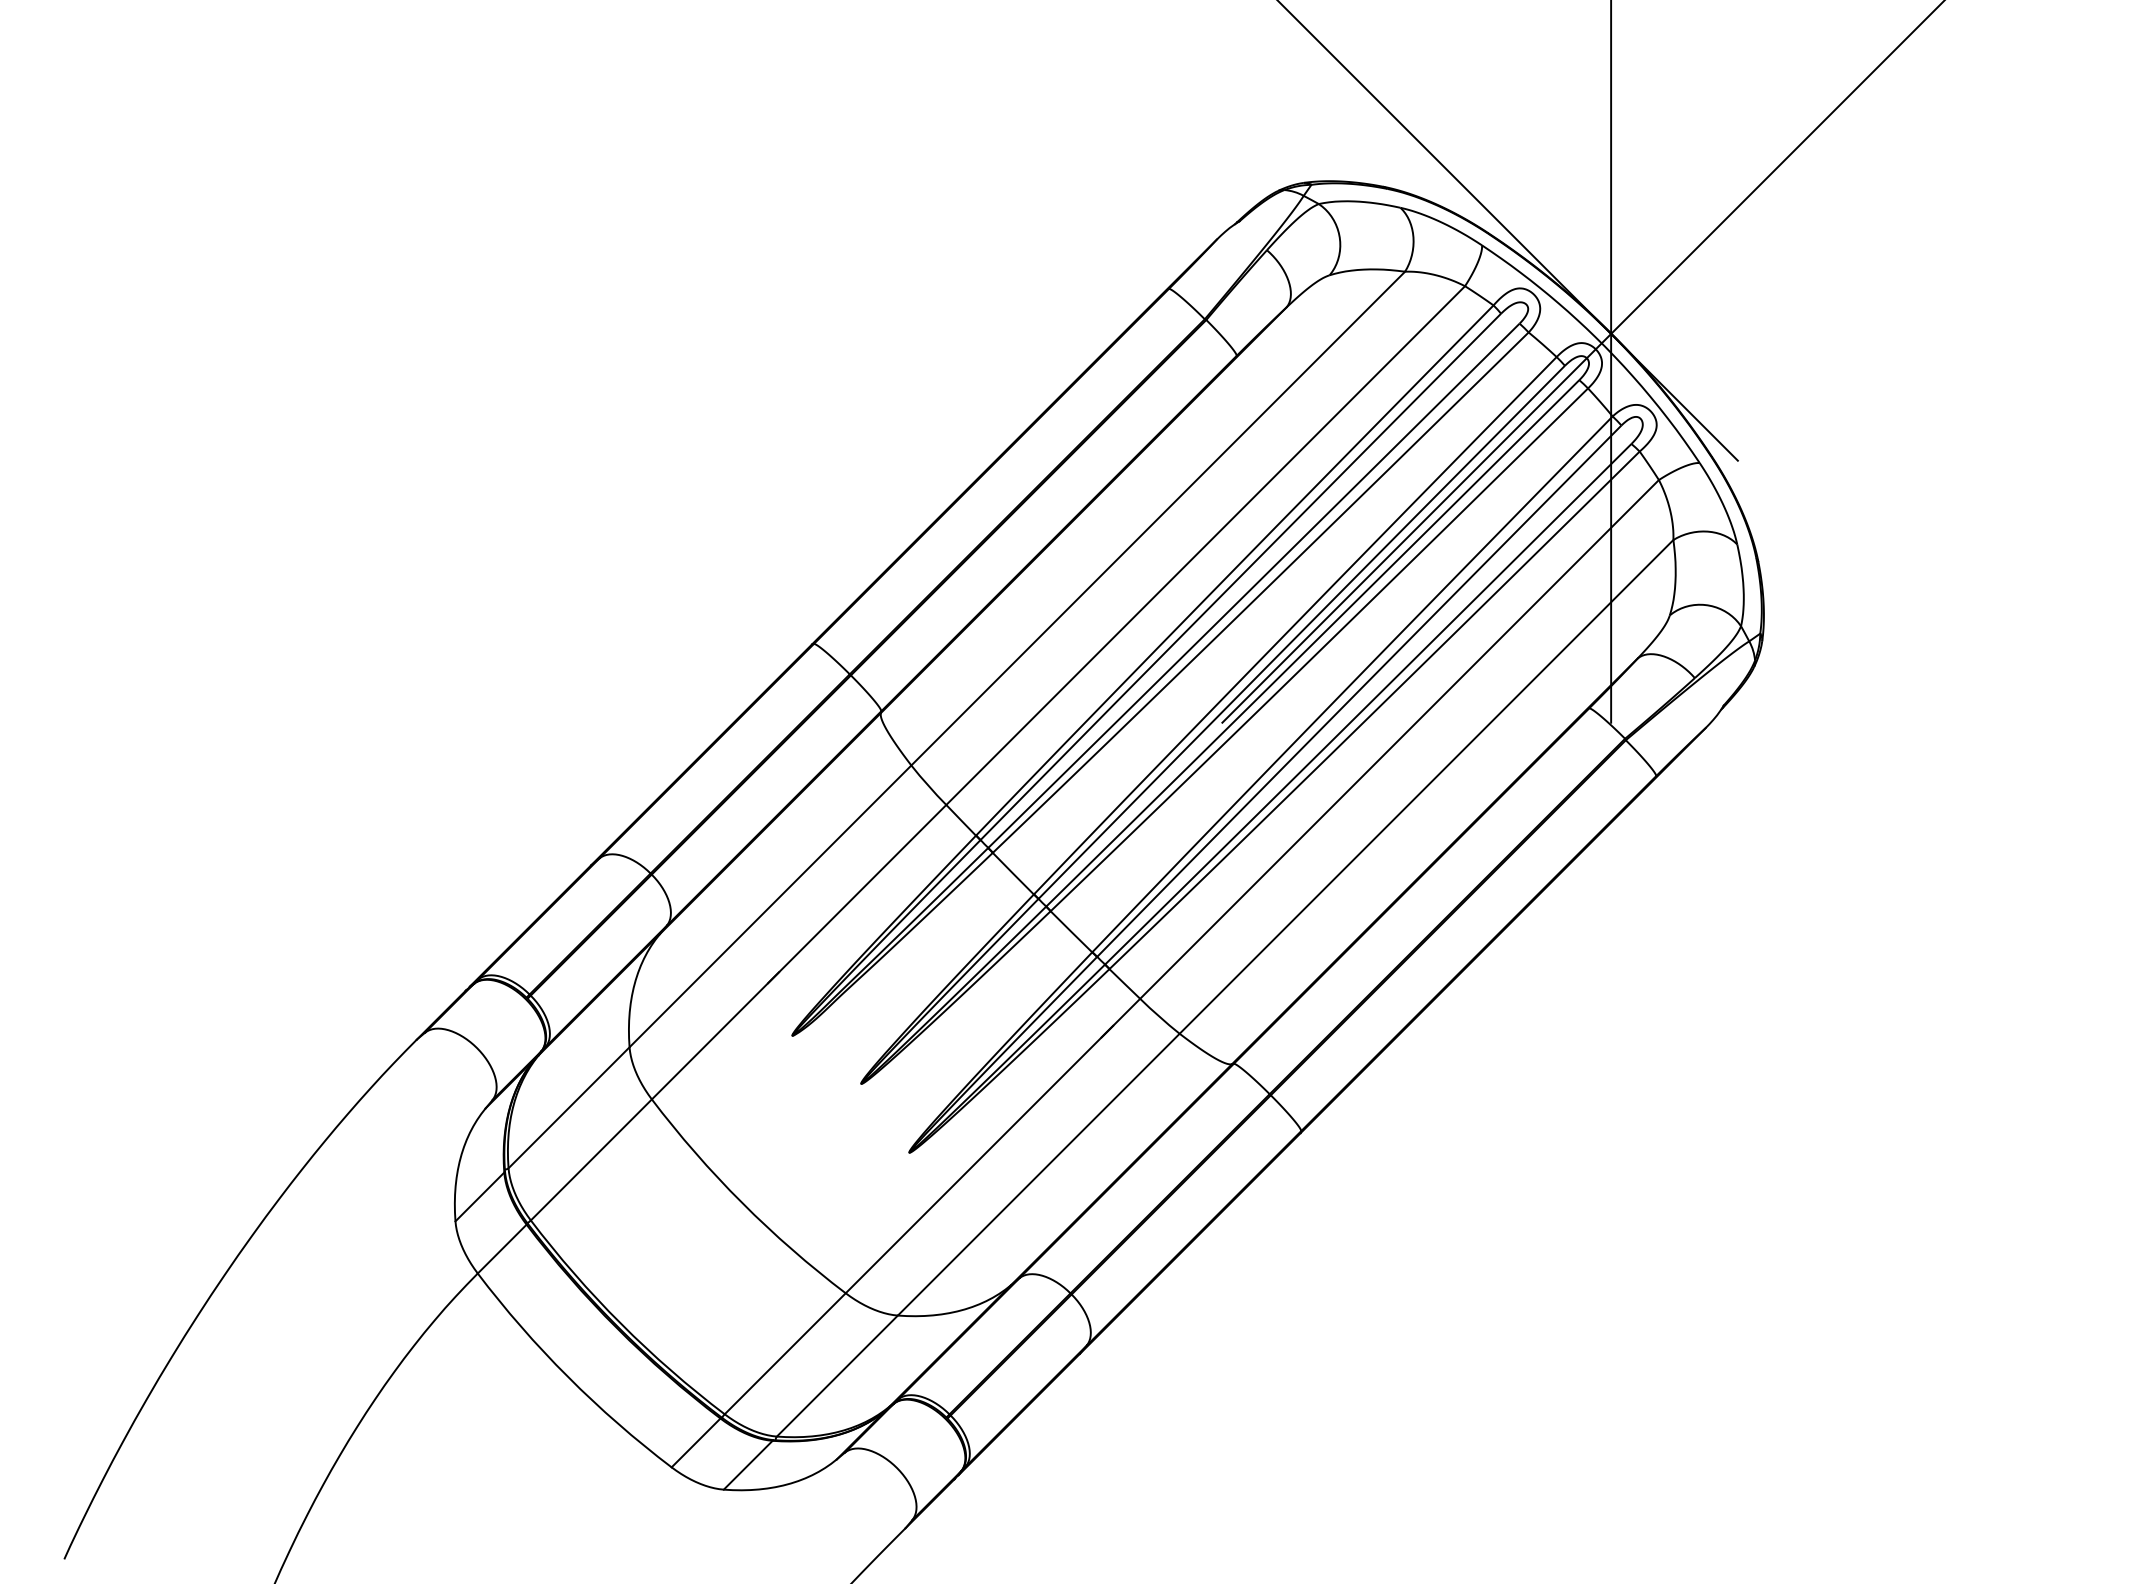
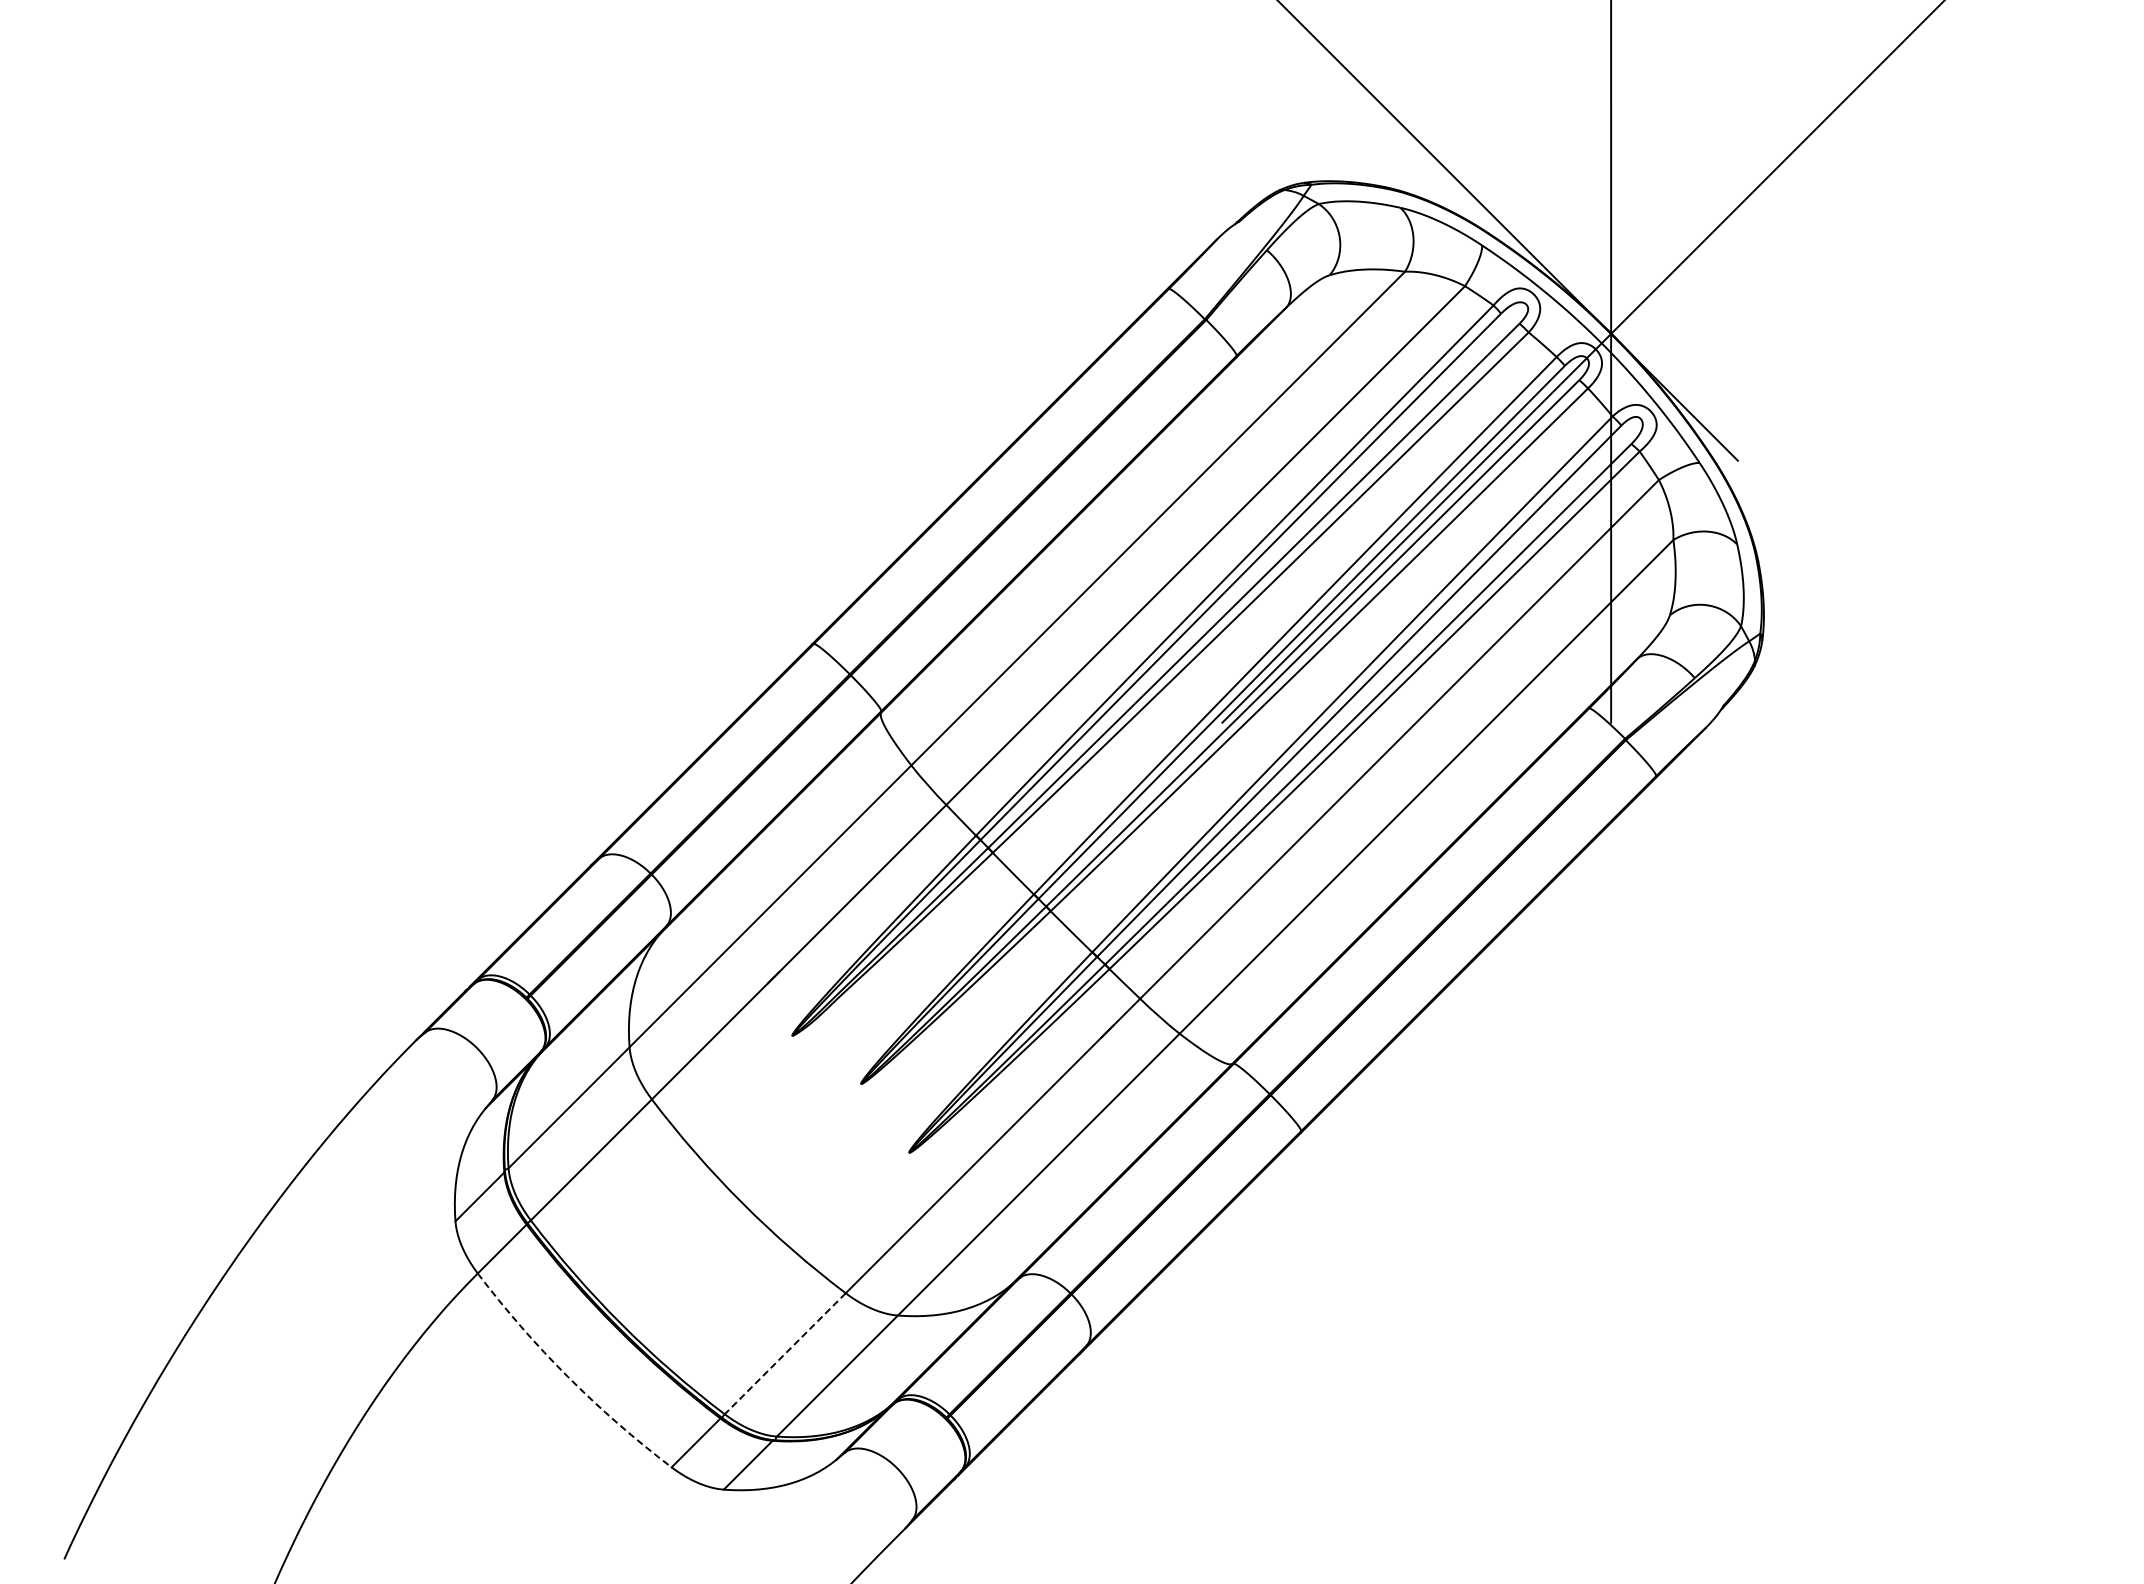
line: solid -> dashed (785, 1353)
arc: solid -> dashed (568, 1377)
